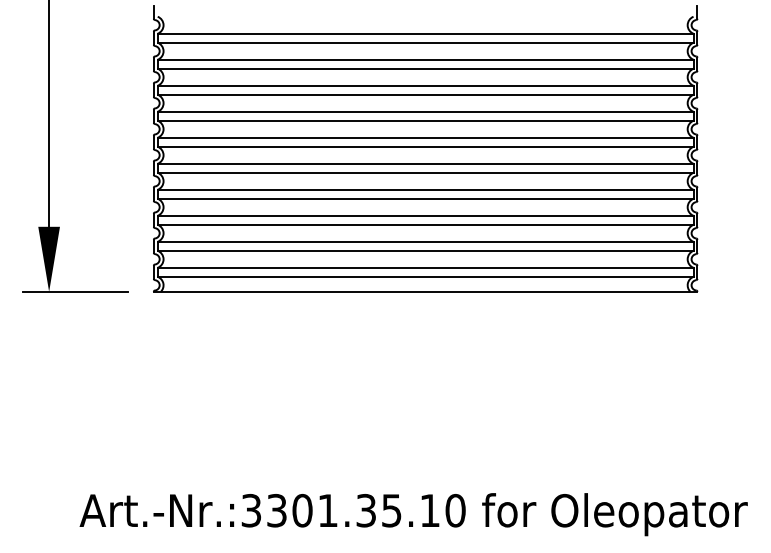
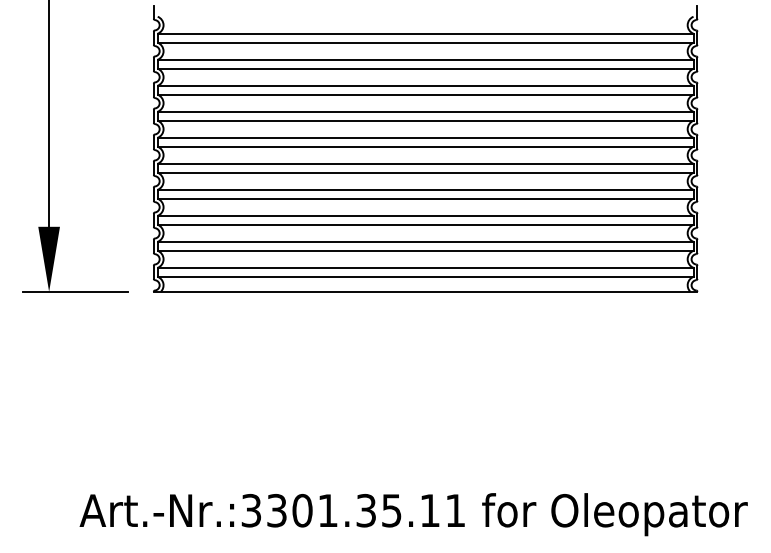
text: Art.-Nr.:3301.35.10 -> Art.-Nr.:3301.35.11 (455, 510)
